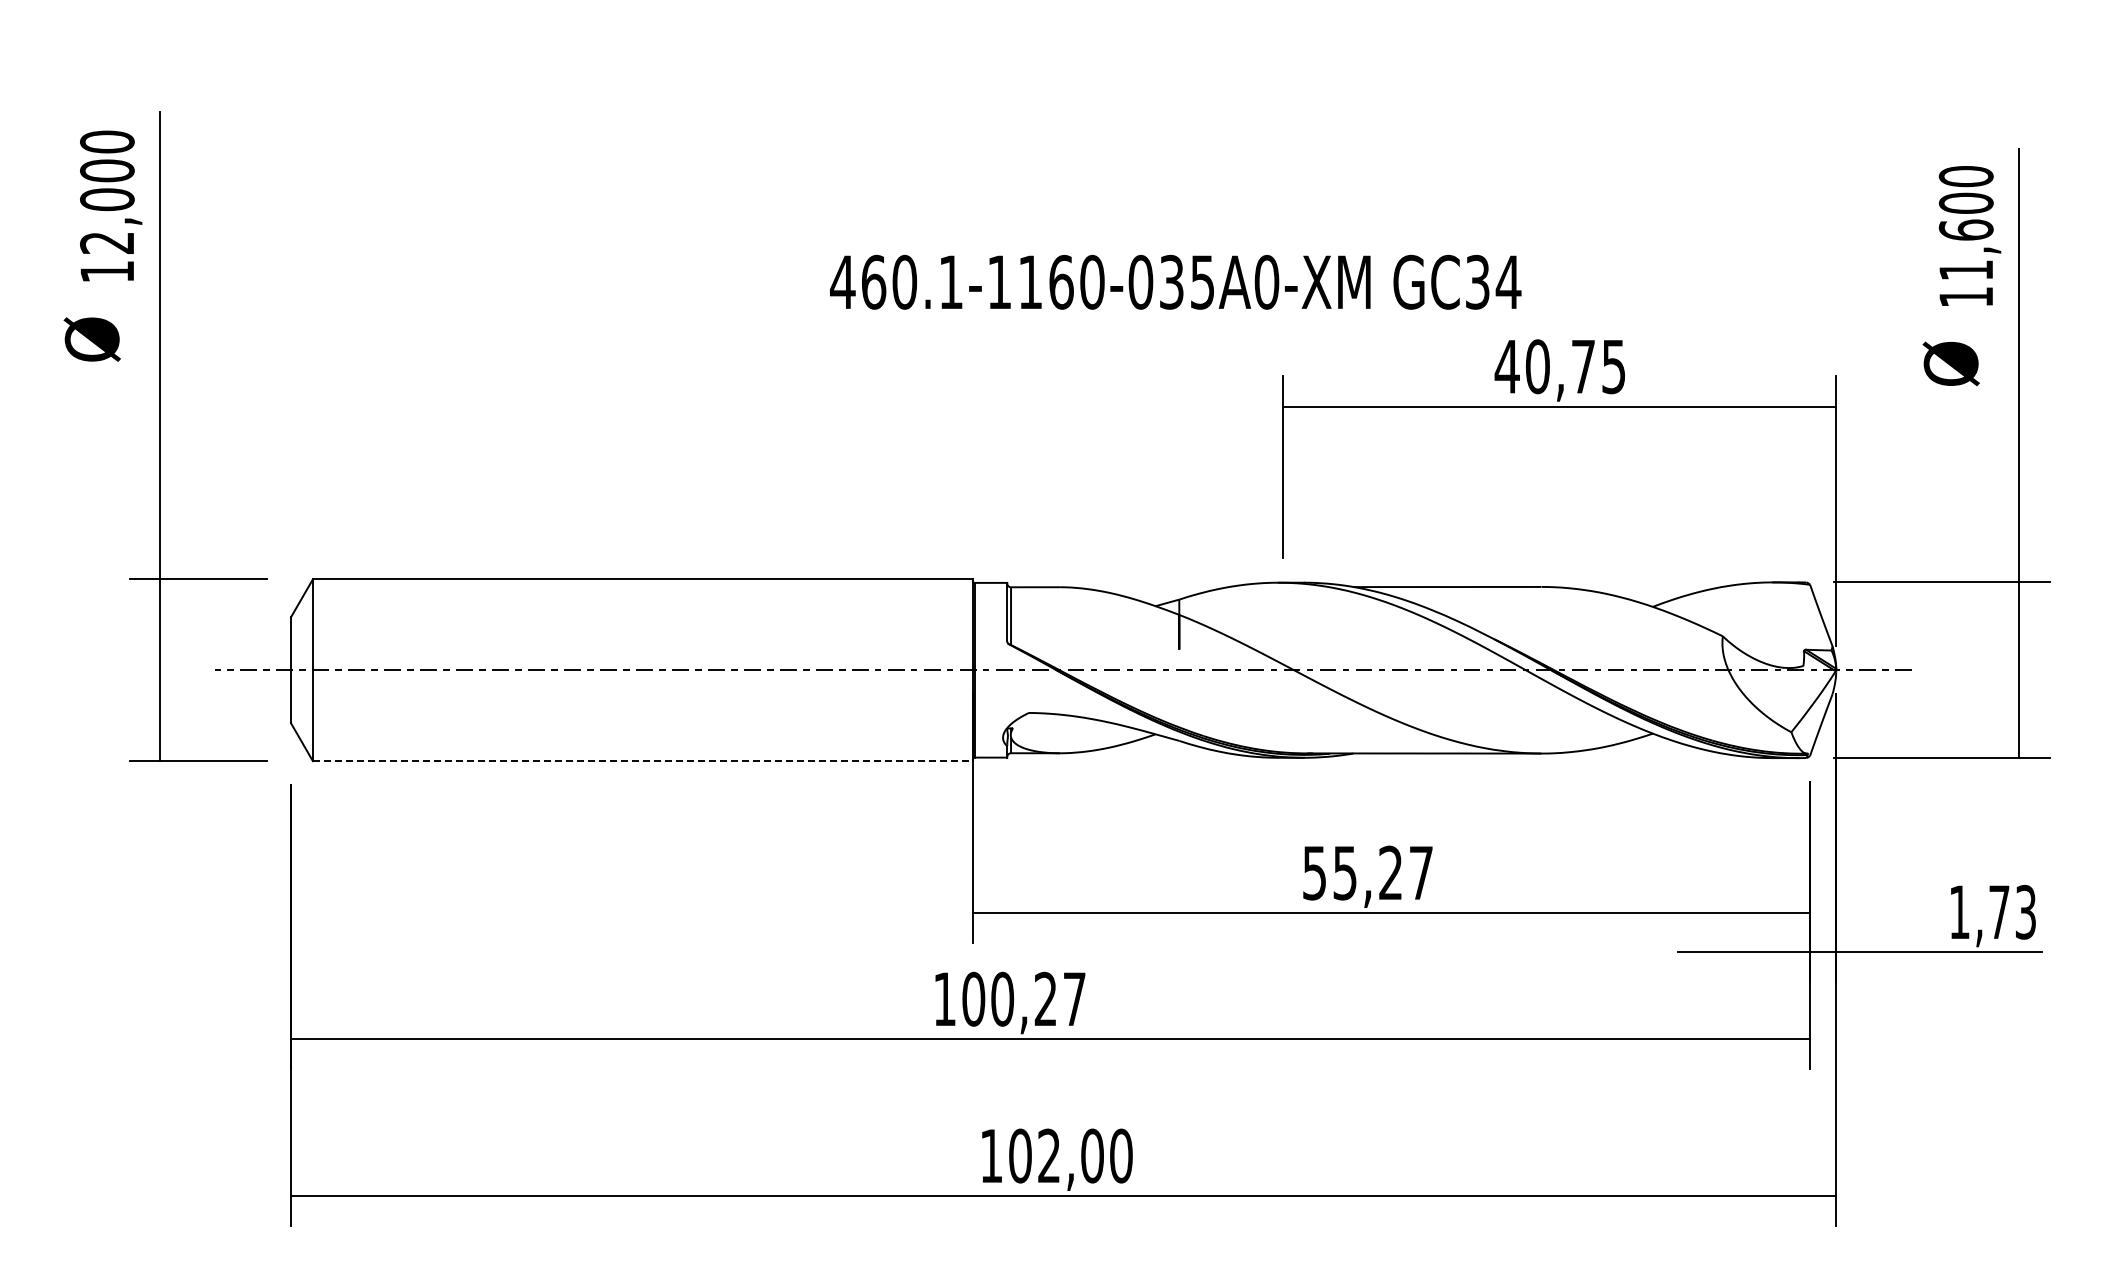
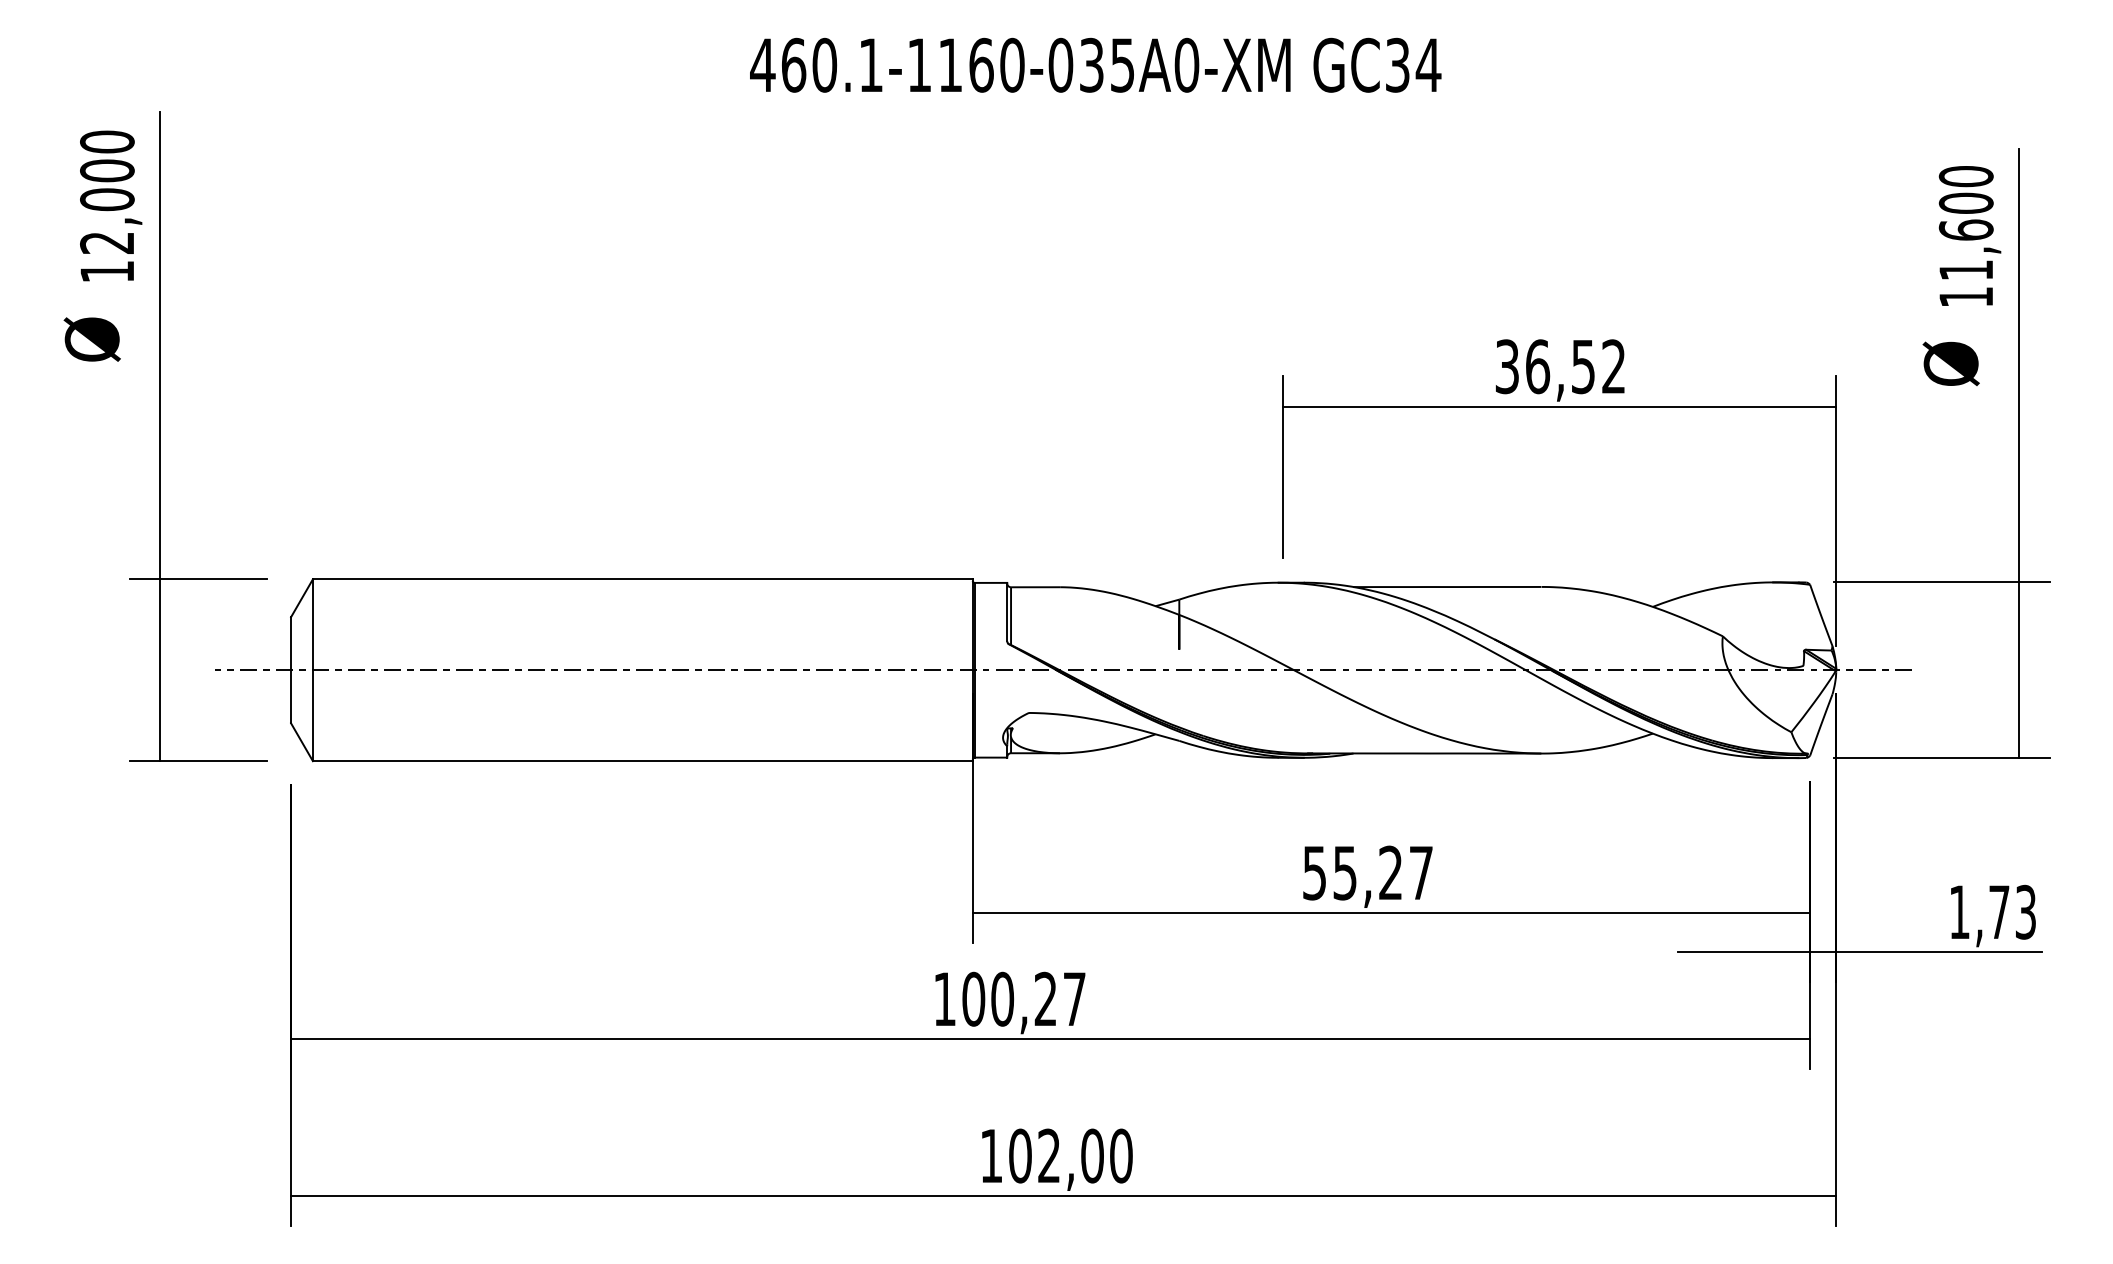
text position: (1175, 281) -> (1095, 64) (1095, 64)
text: 40,75 -> 36,52 (1559, 366)
line: dashed -> solid (642, 761)
